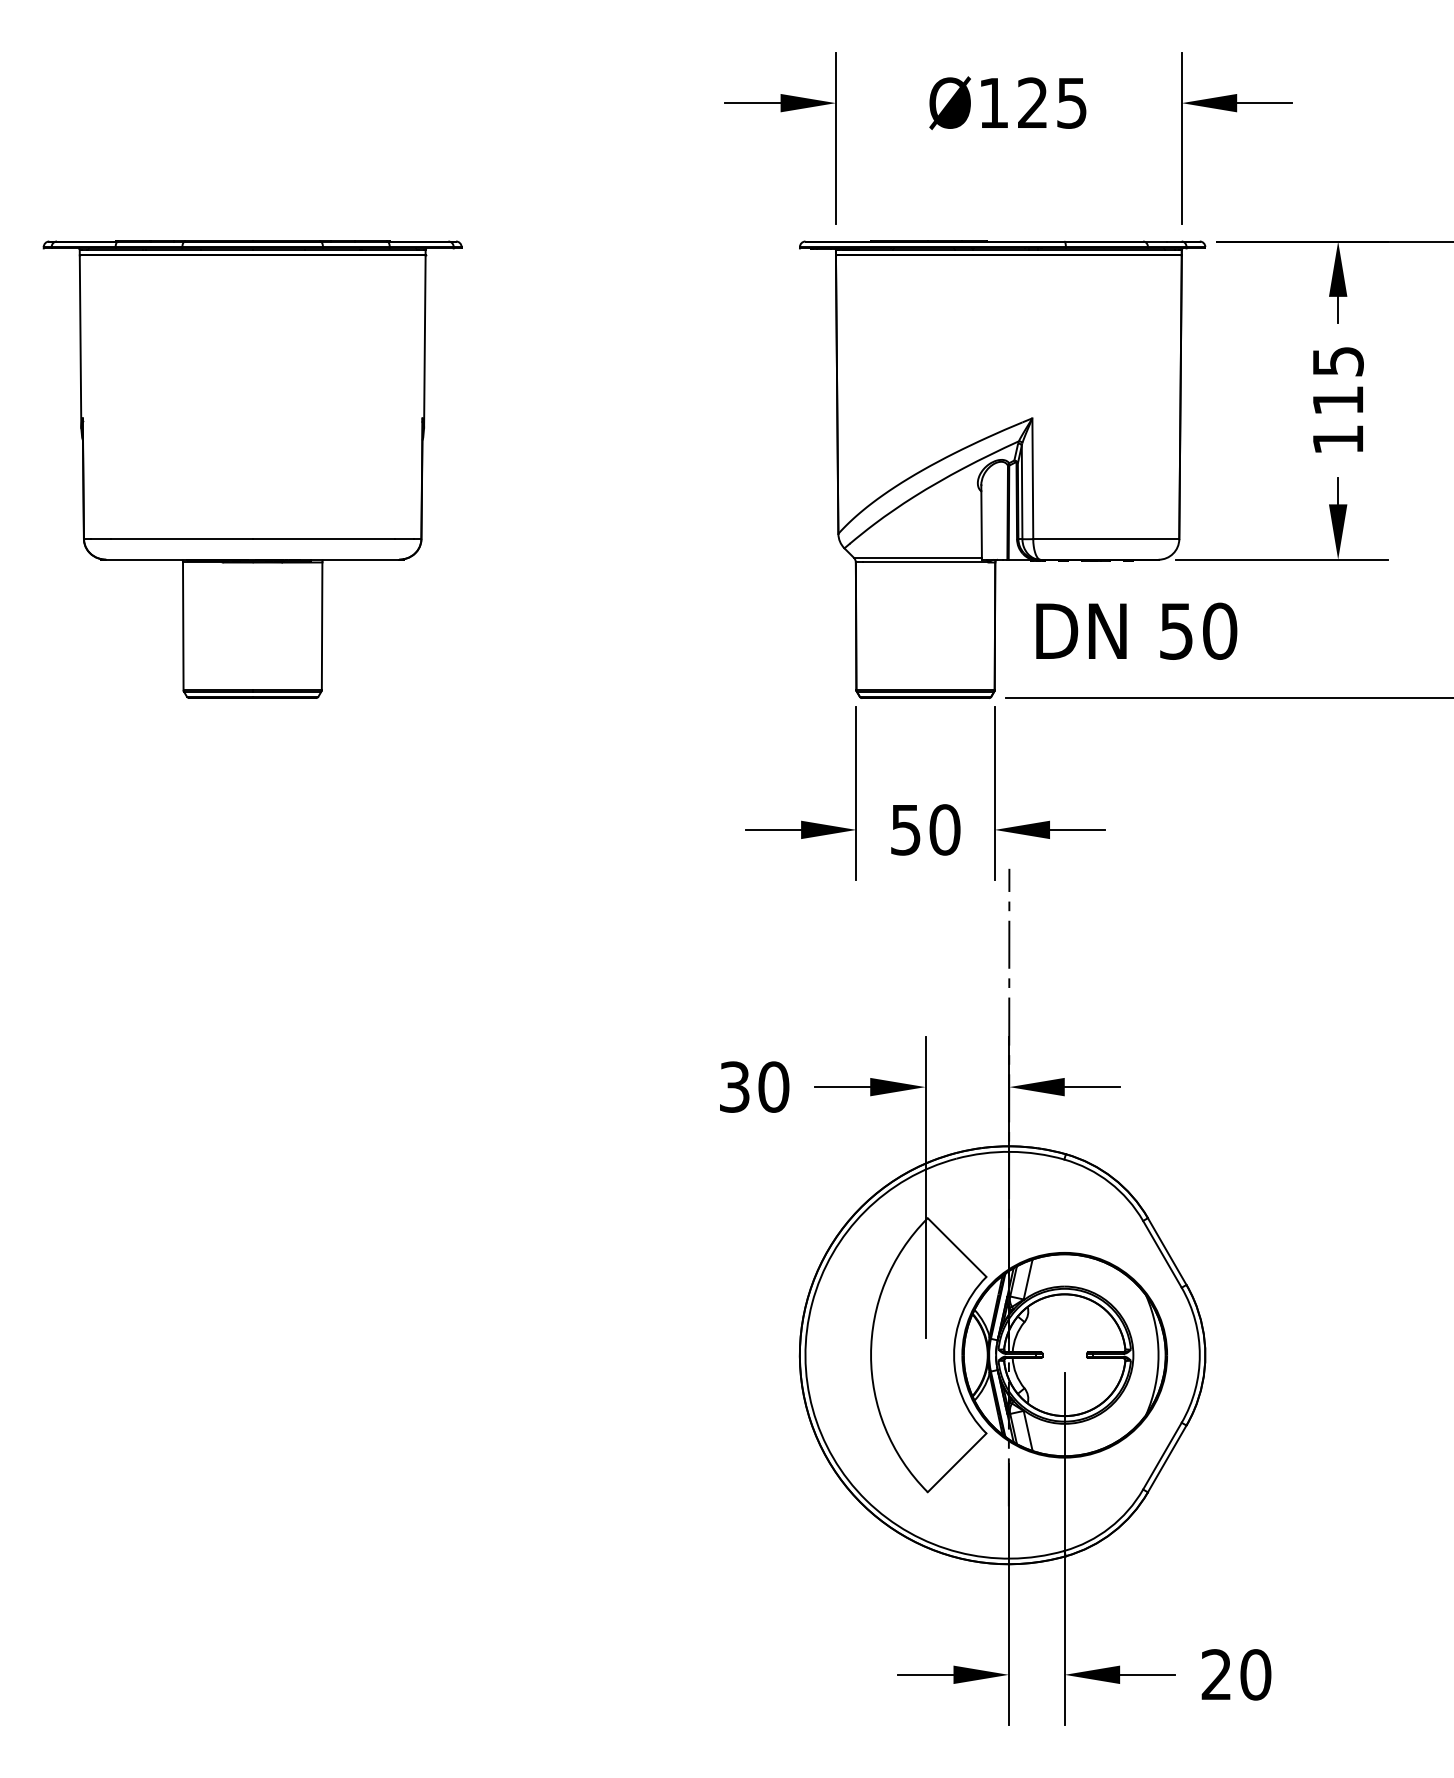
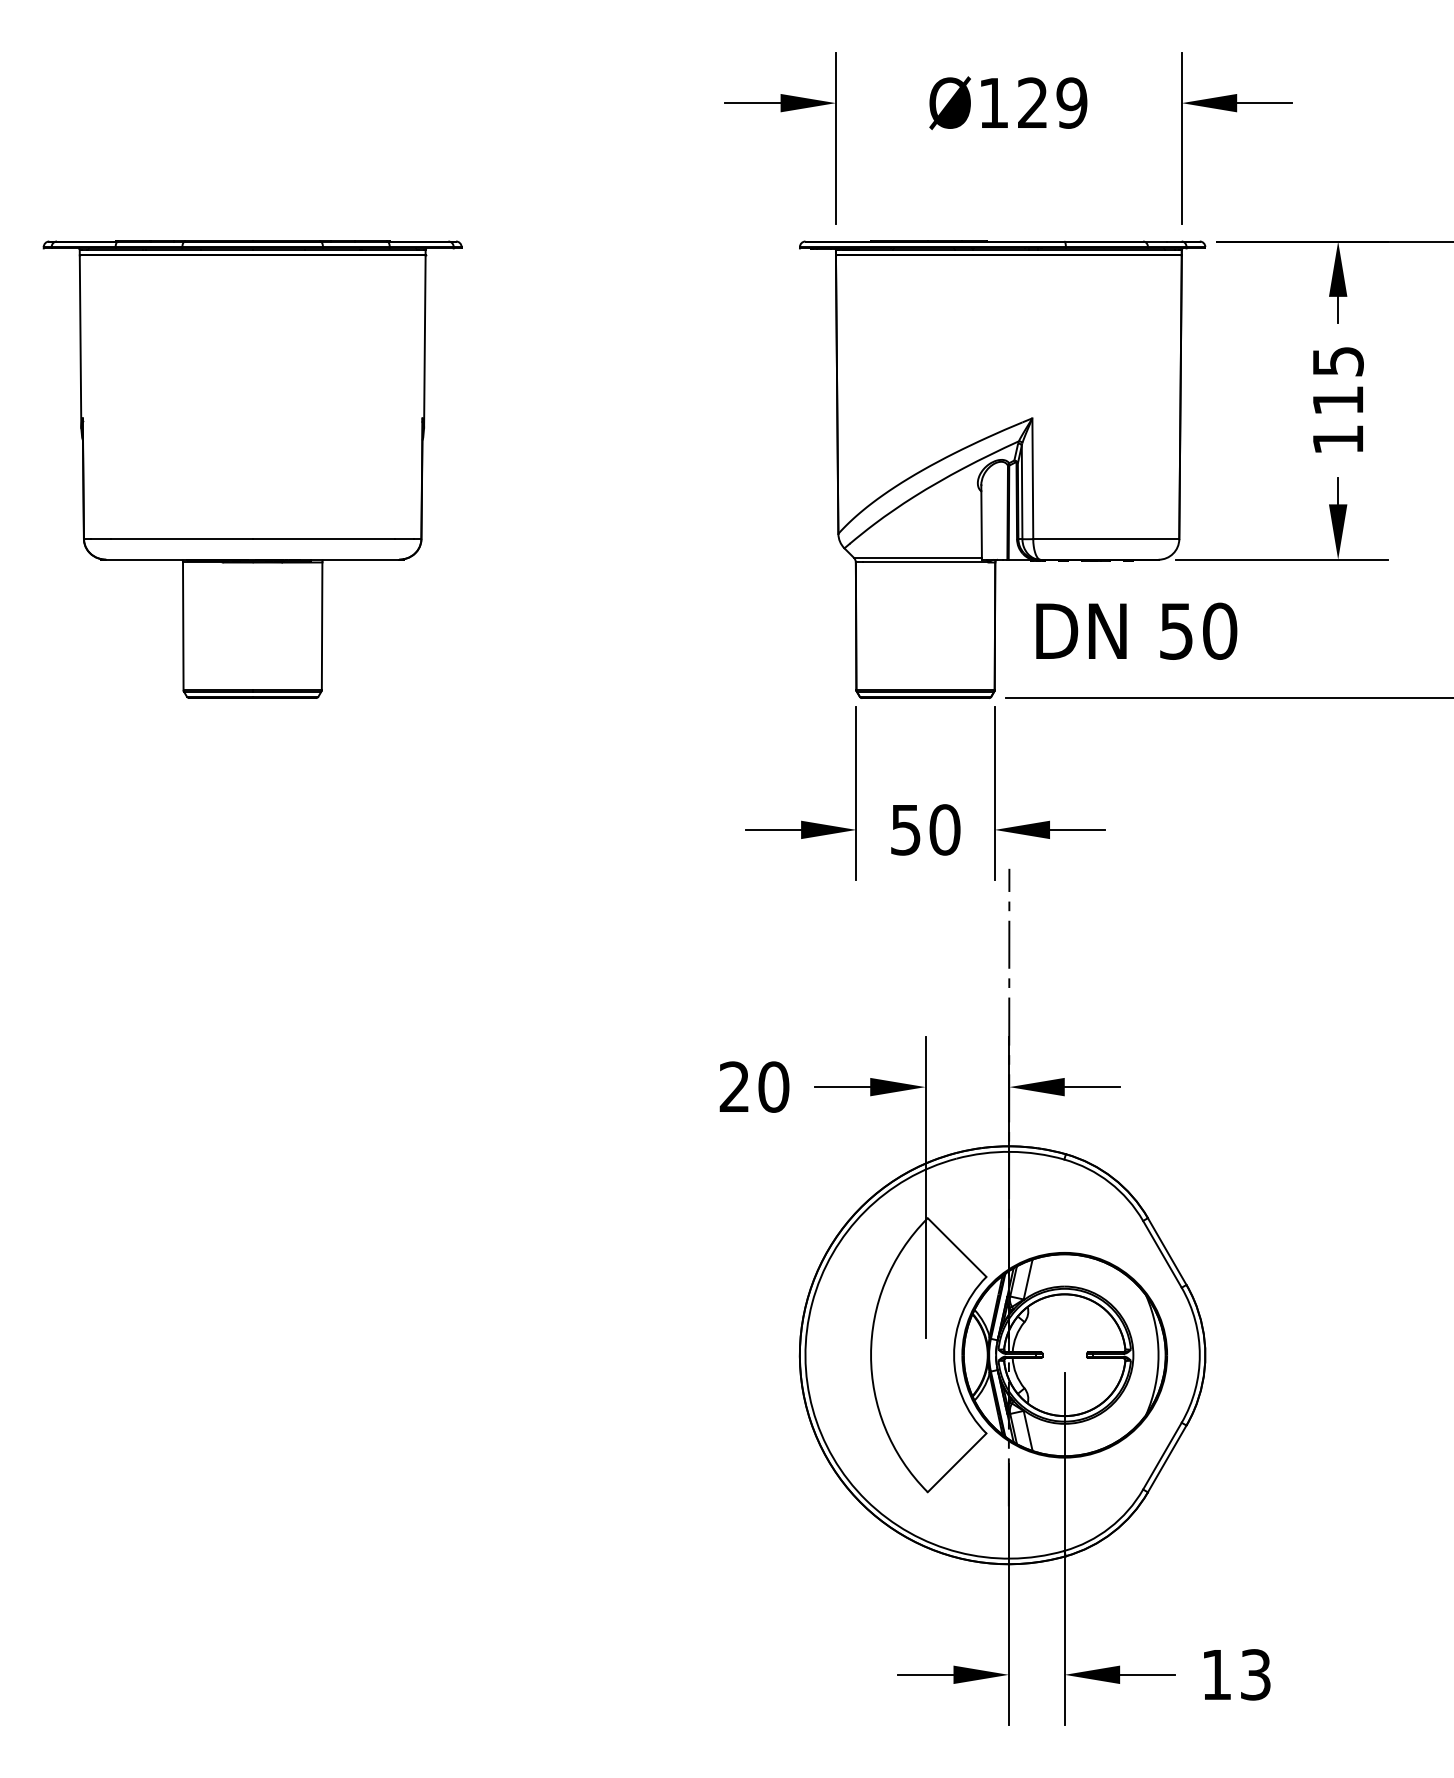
text: Ø125 -> Ø129 (1071, 102)
text: 30 -> 20 (734, 1086)
text: 20 -> 13 (1236, 1674)
